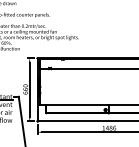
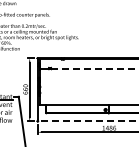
line: solid -> dashed (95, 68)
line: solid -> dashed (87, 121)
